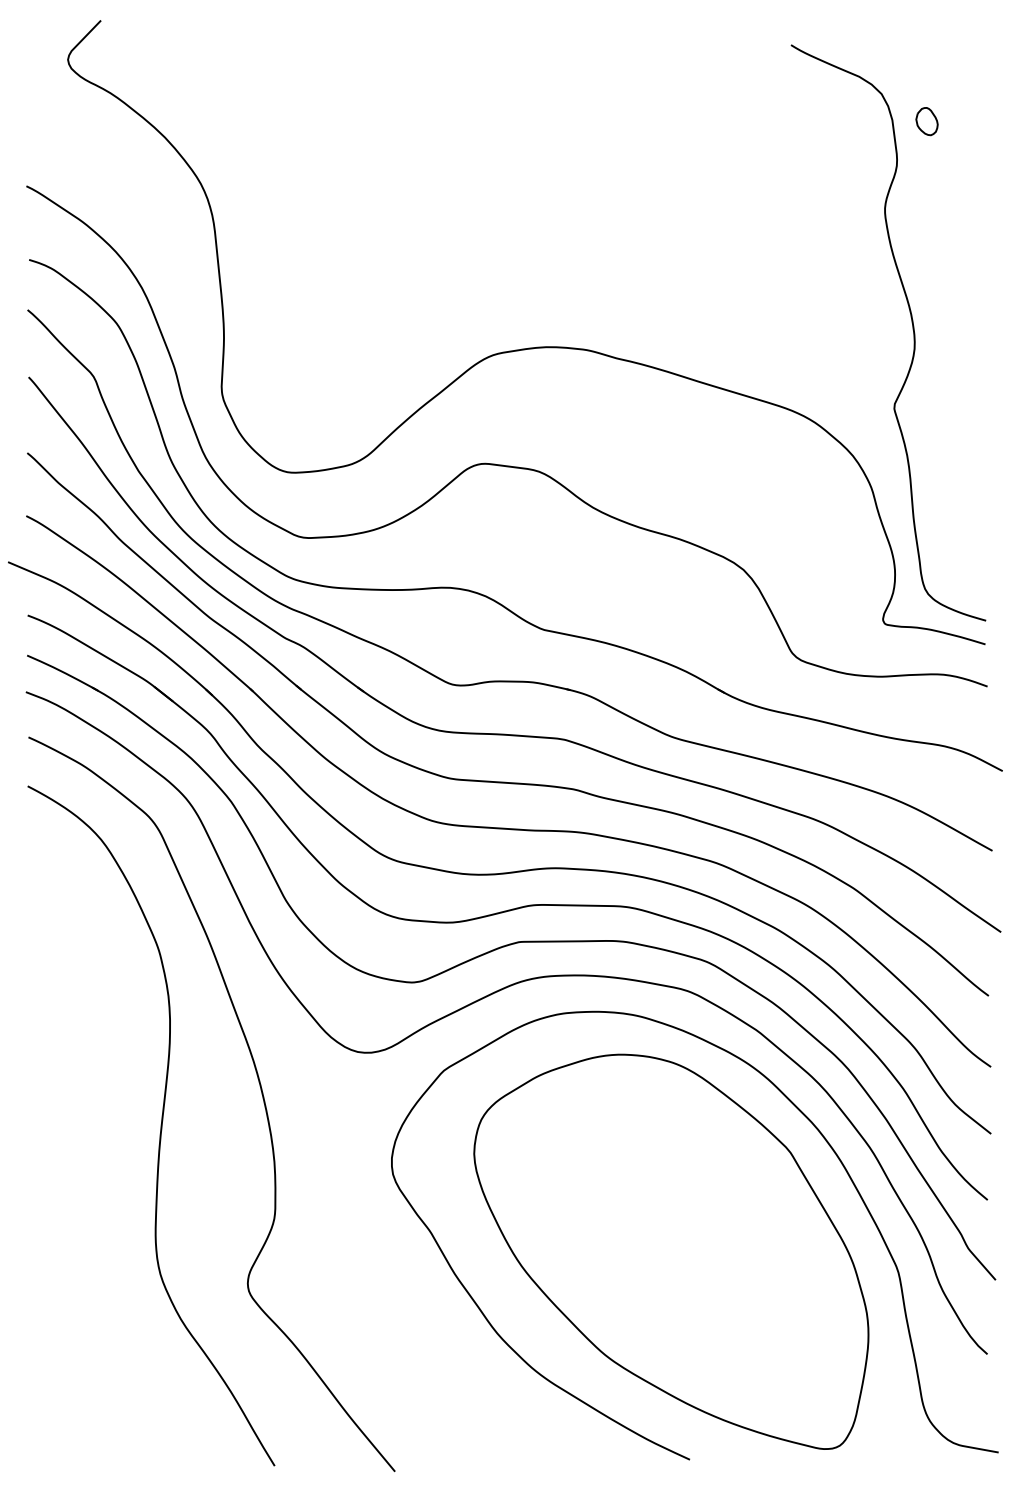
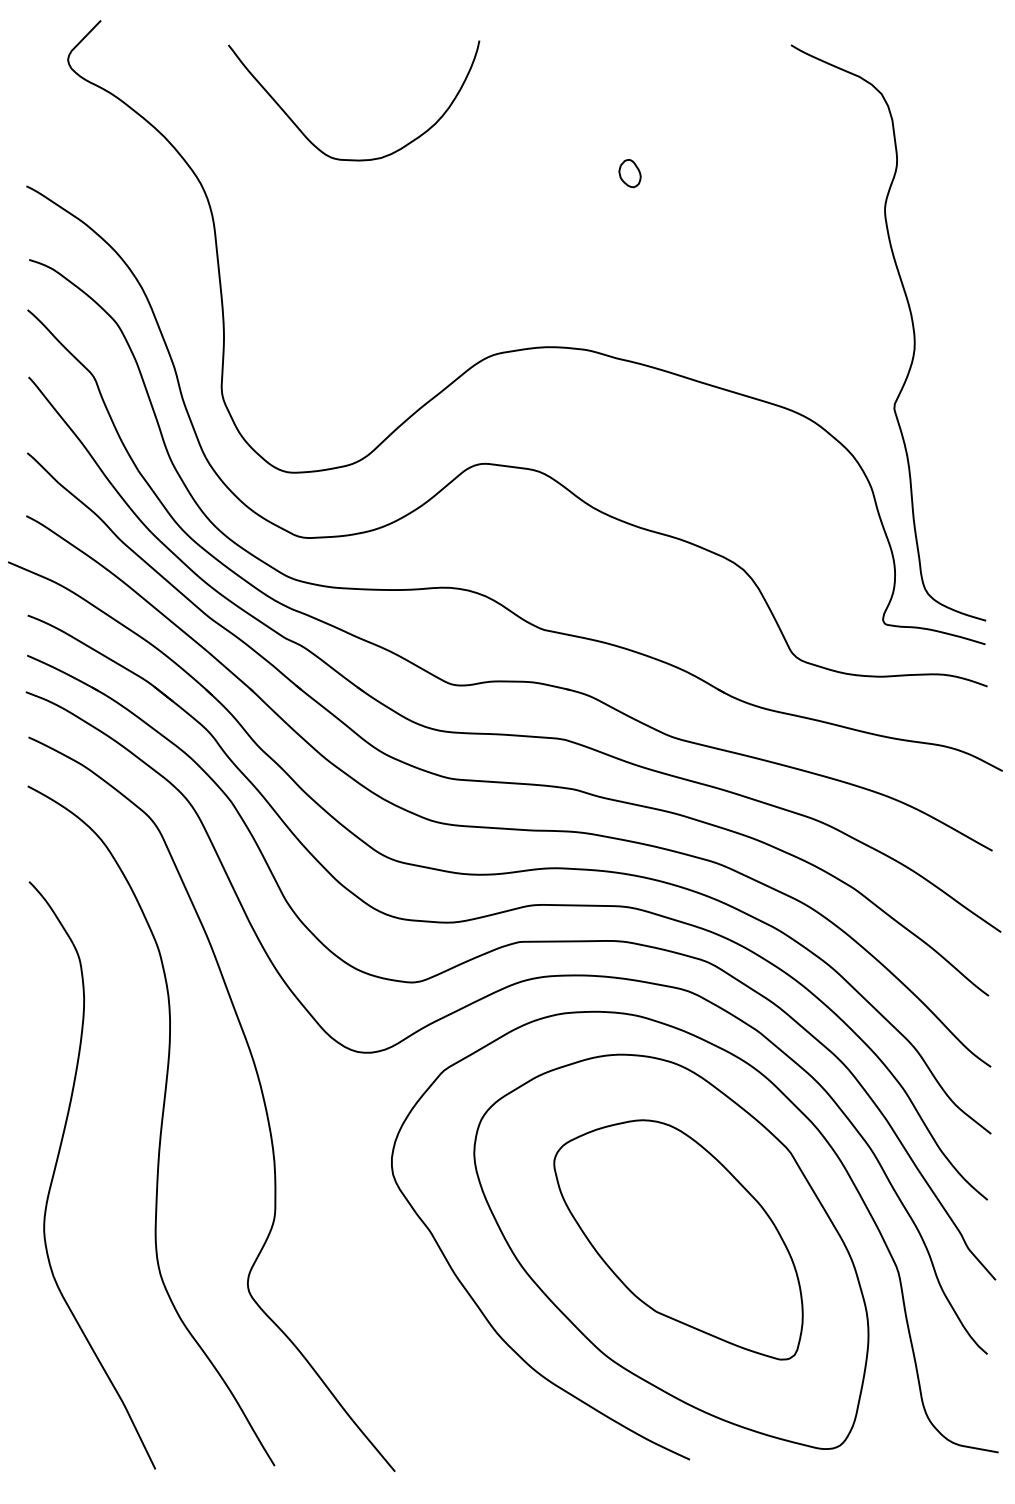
part position: (926, 121) -> (629, 173) (629, 173)
curve: none -> present (354, 159)
part: none -> present (56, 1167)
part: none -> present (678, 1239)
